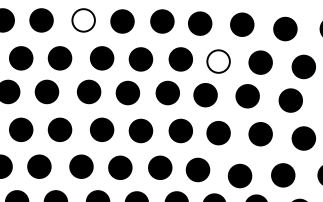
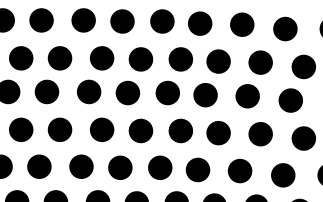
fill: none -> present (83, 20)
fill: none -> present (218, 61)
part position: (239, 175) -> (239, 170) (239, 170)
